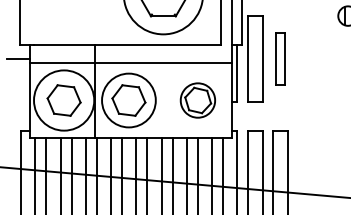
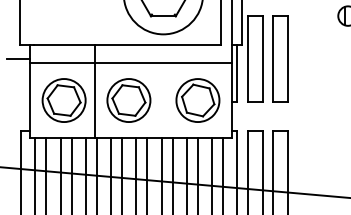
part size: 11x54 px -> 17x88 px (280, 58)
circle diameter: 60 px -> 43 px (63, 100)
circle diameter: 54 px -> 43 px (128, 100)
part size: 37x37 px -> 46x45 px (197, 100)
